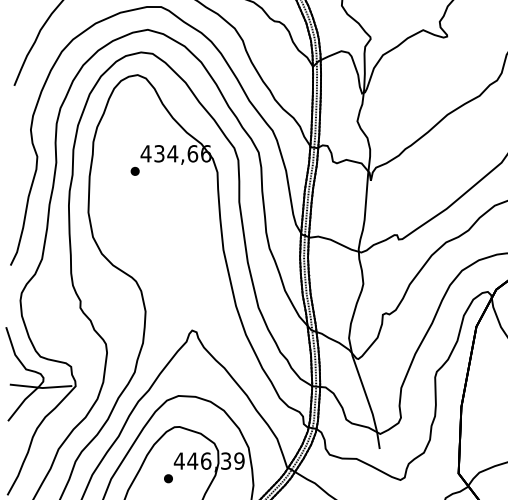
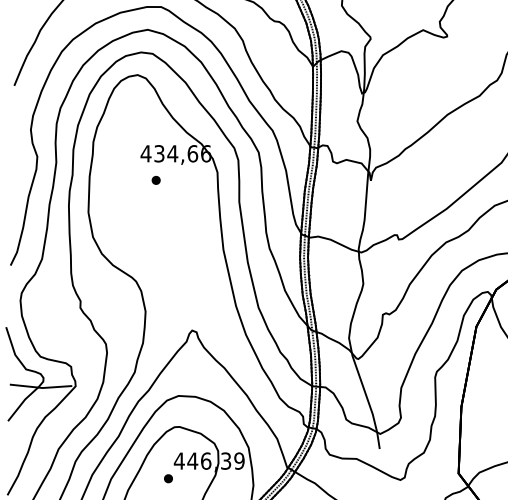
part position: (134, 170) -> (155, 179) (155, 179)
